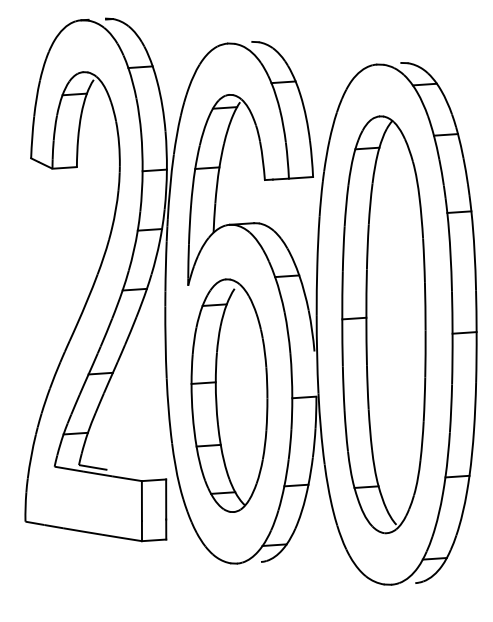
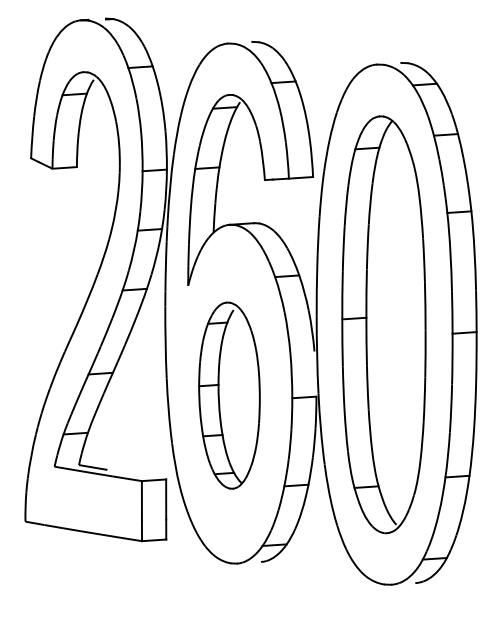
part size: 79x235 px -> 63x189 px (229, 395)
